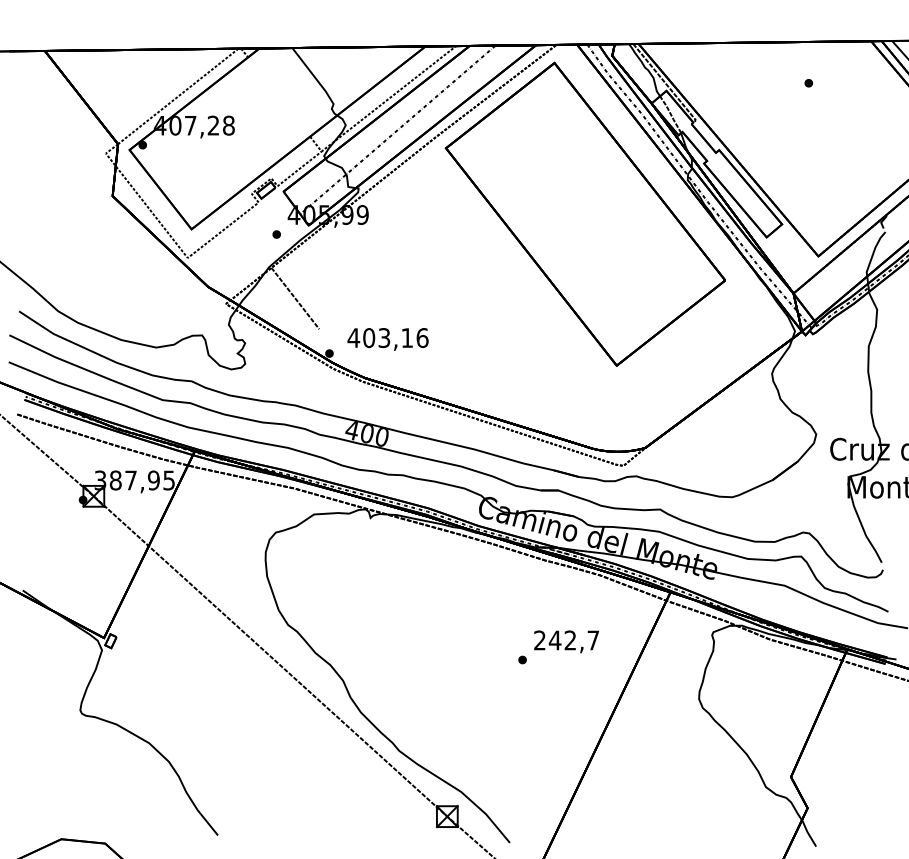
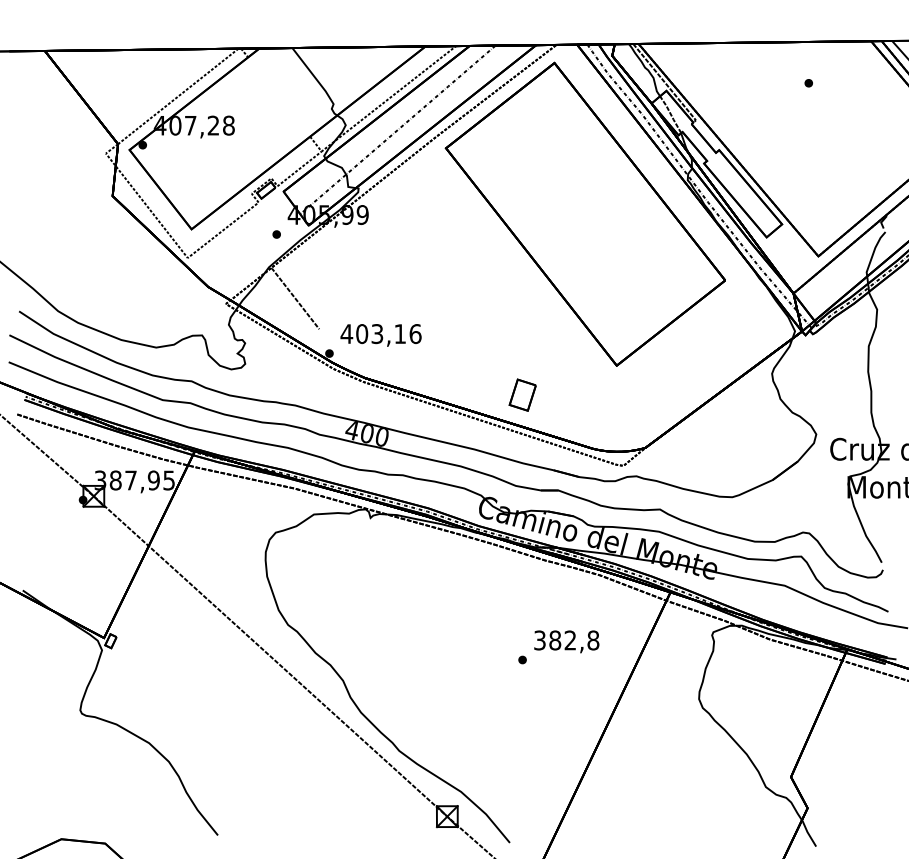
text position: (387, 339) -> (380, 335) (380, 335)
part: none -> present (522, 394)
text: 242,7 -> 382,8 (566, 640)
